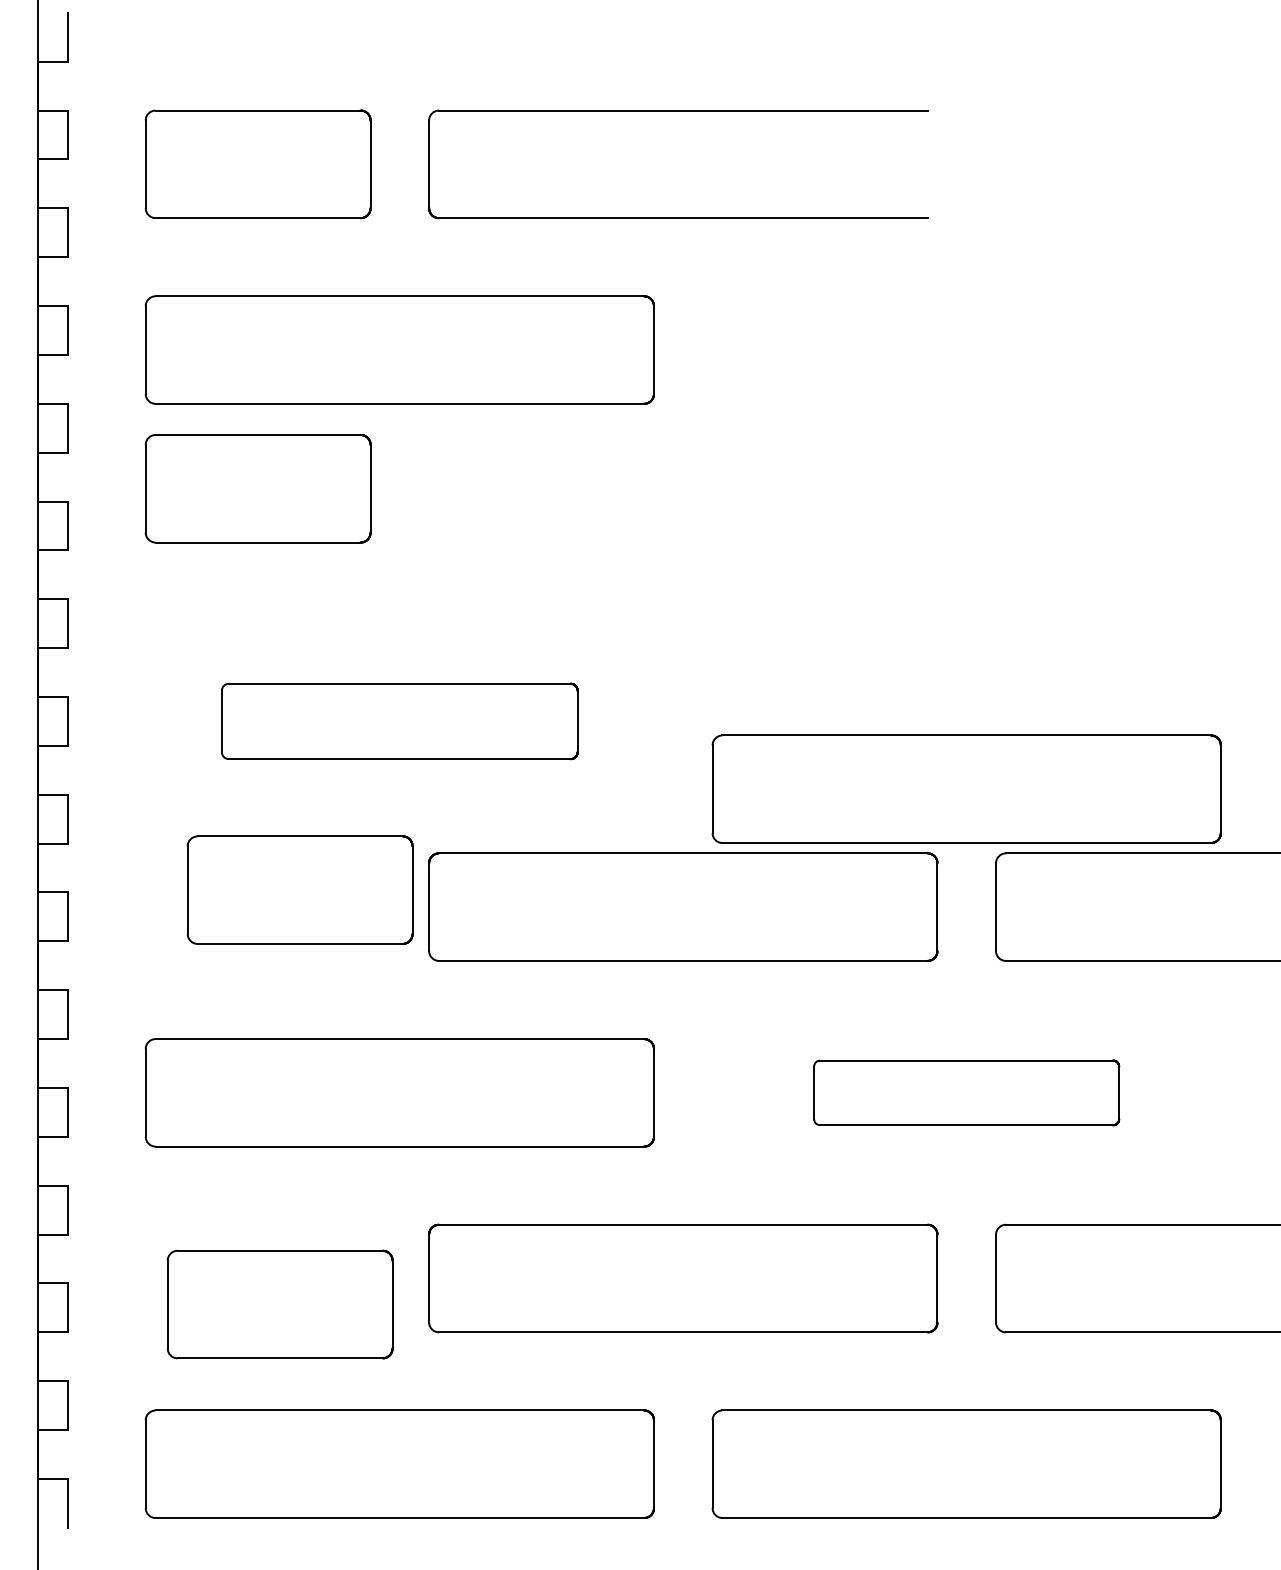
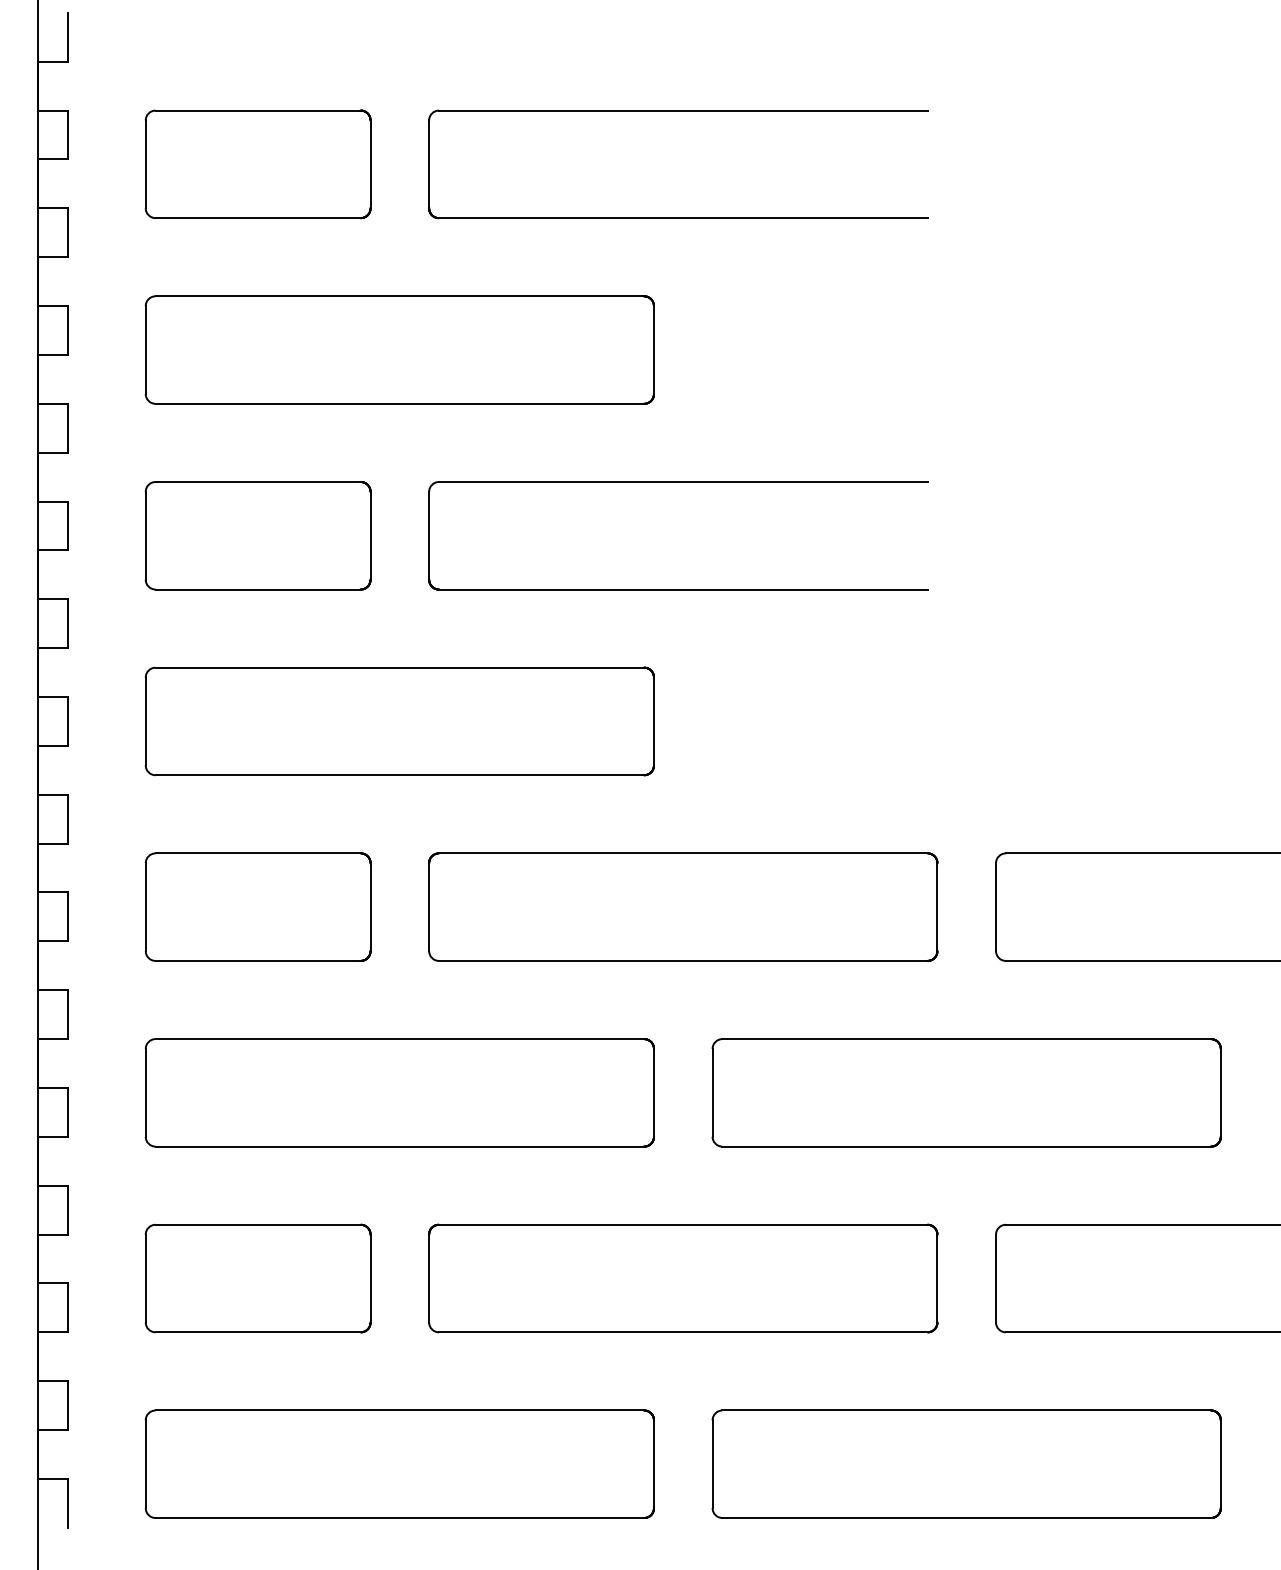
part: none -> present (678, 482)
part position: (257, 488) -> (257, 535) (257, 535)
part size: 358x79 px -> 511x111 px (399, 721)
part: present -> none (966, 788)
part position: (299, 889) -> (257, 906) (257, 906)
part size: 308x68 px -> 511x110 px (966, 1092)
part position: (279, 1304) -> (257, 1278) (257, 1278)
